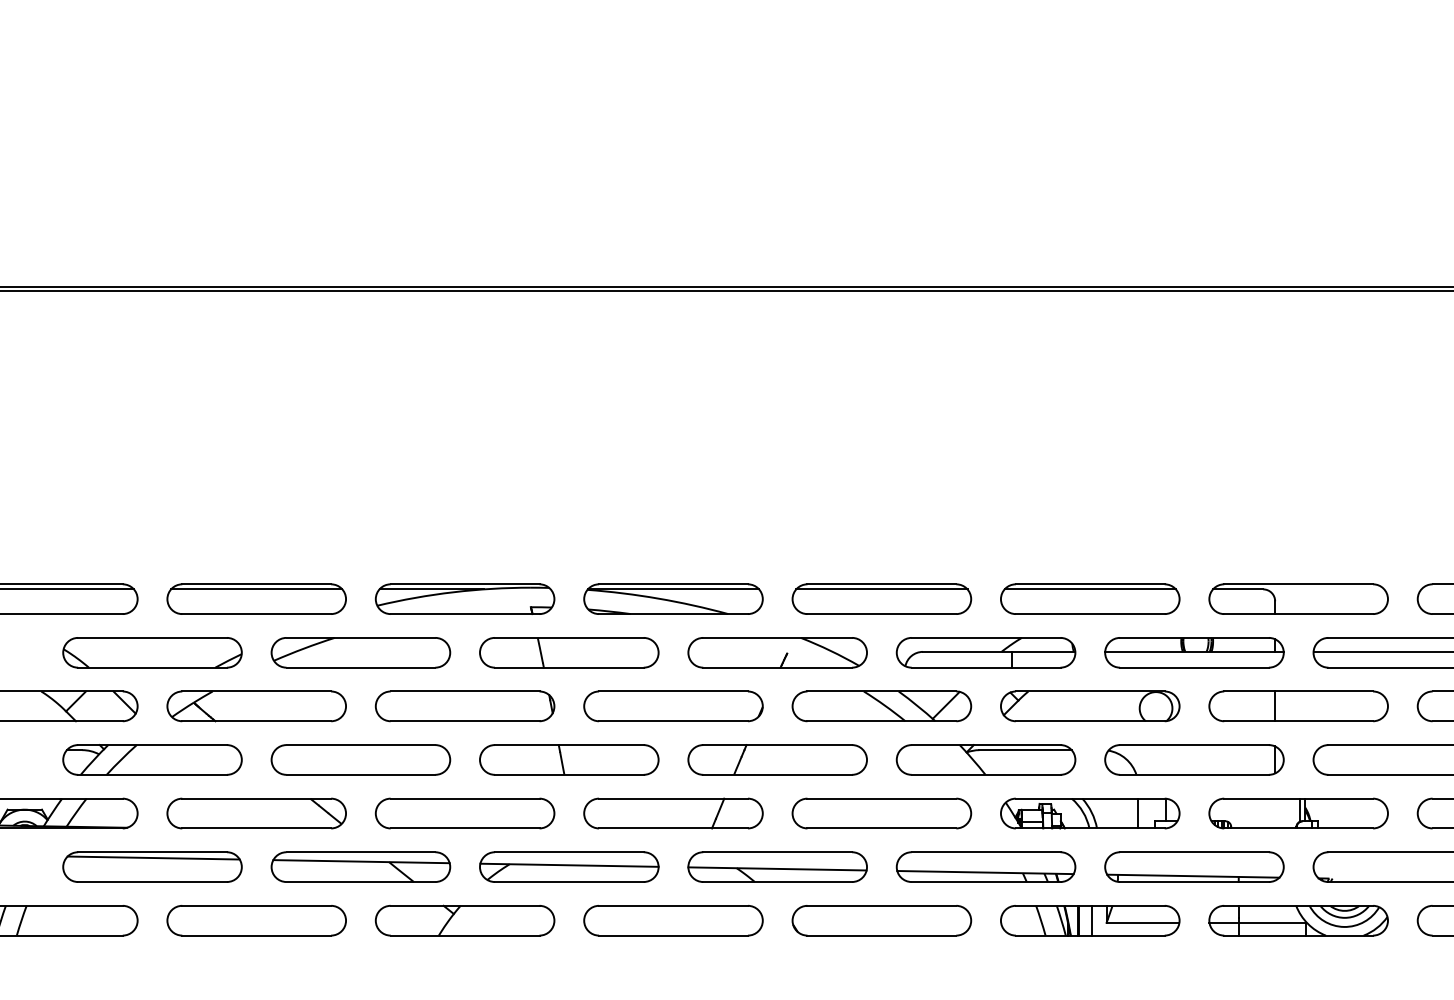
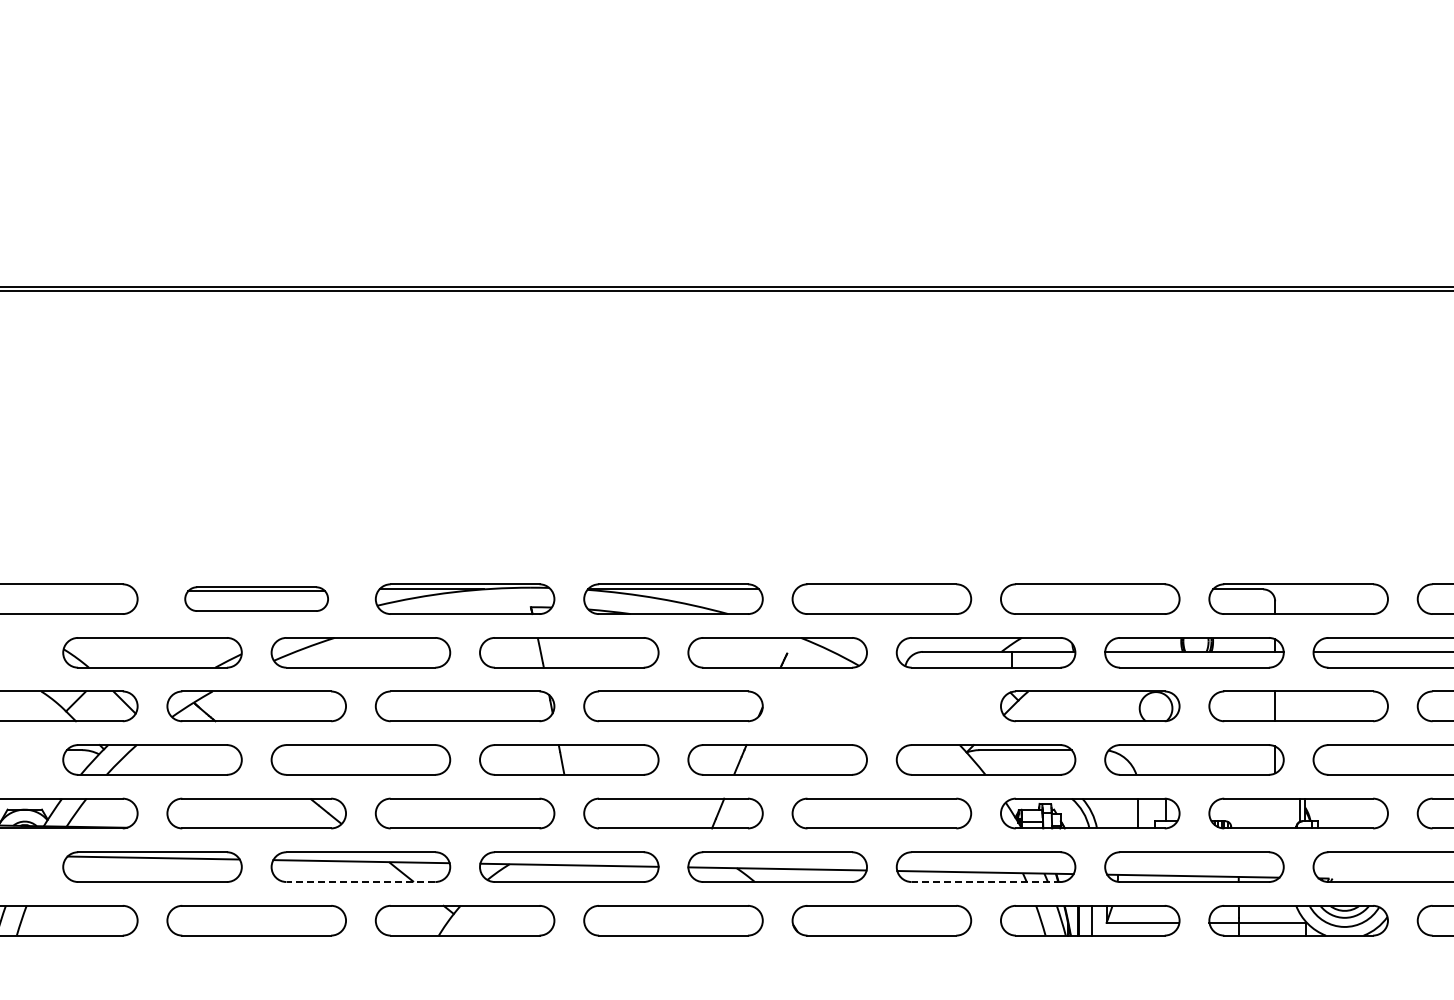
line: present -> none (67, 589)
line: present -> none (881, 589)
line: present -> none (1089, 589)
part size: 181x32 px -> 145x26 px (256, 598)
part: present -> none (881, 706)
line: solid -> dashed (360, 882)
line: solid -> dashed (985, 882)
